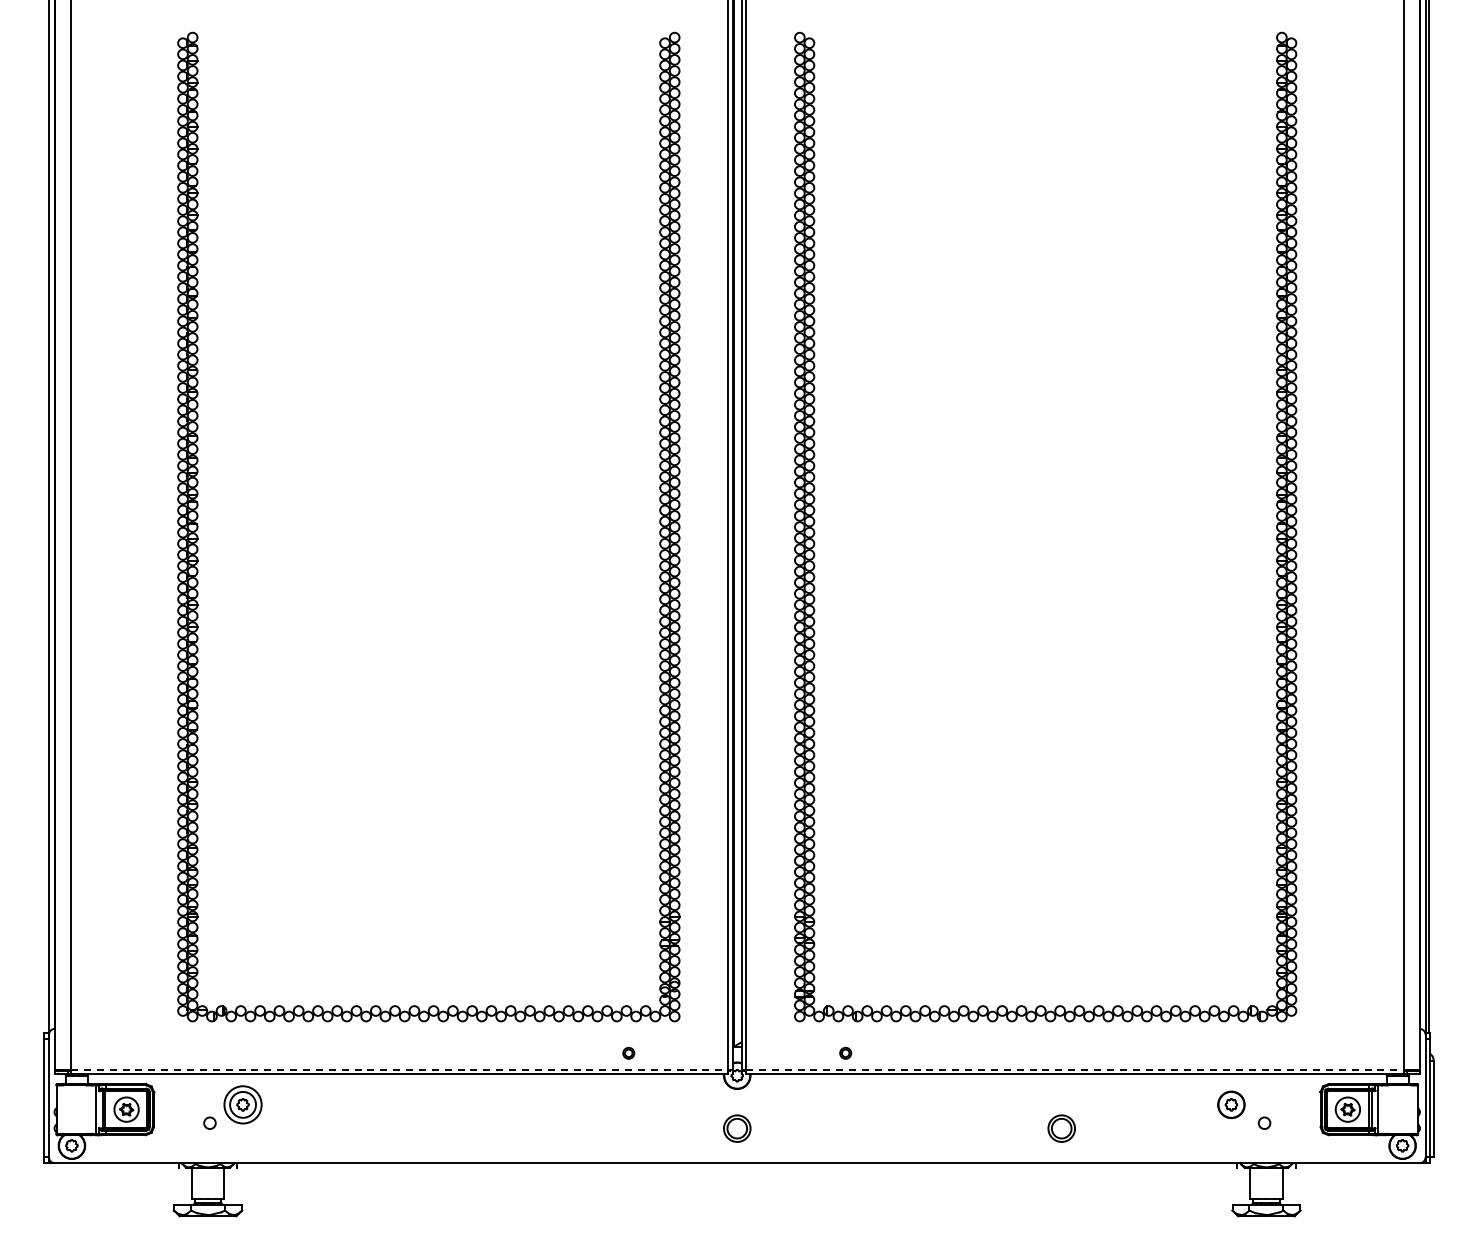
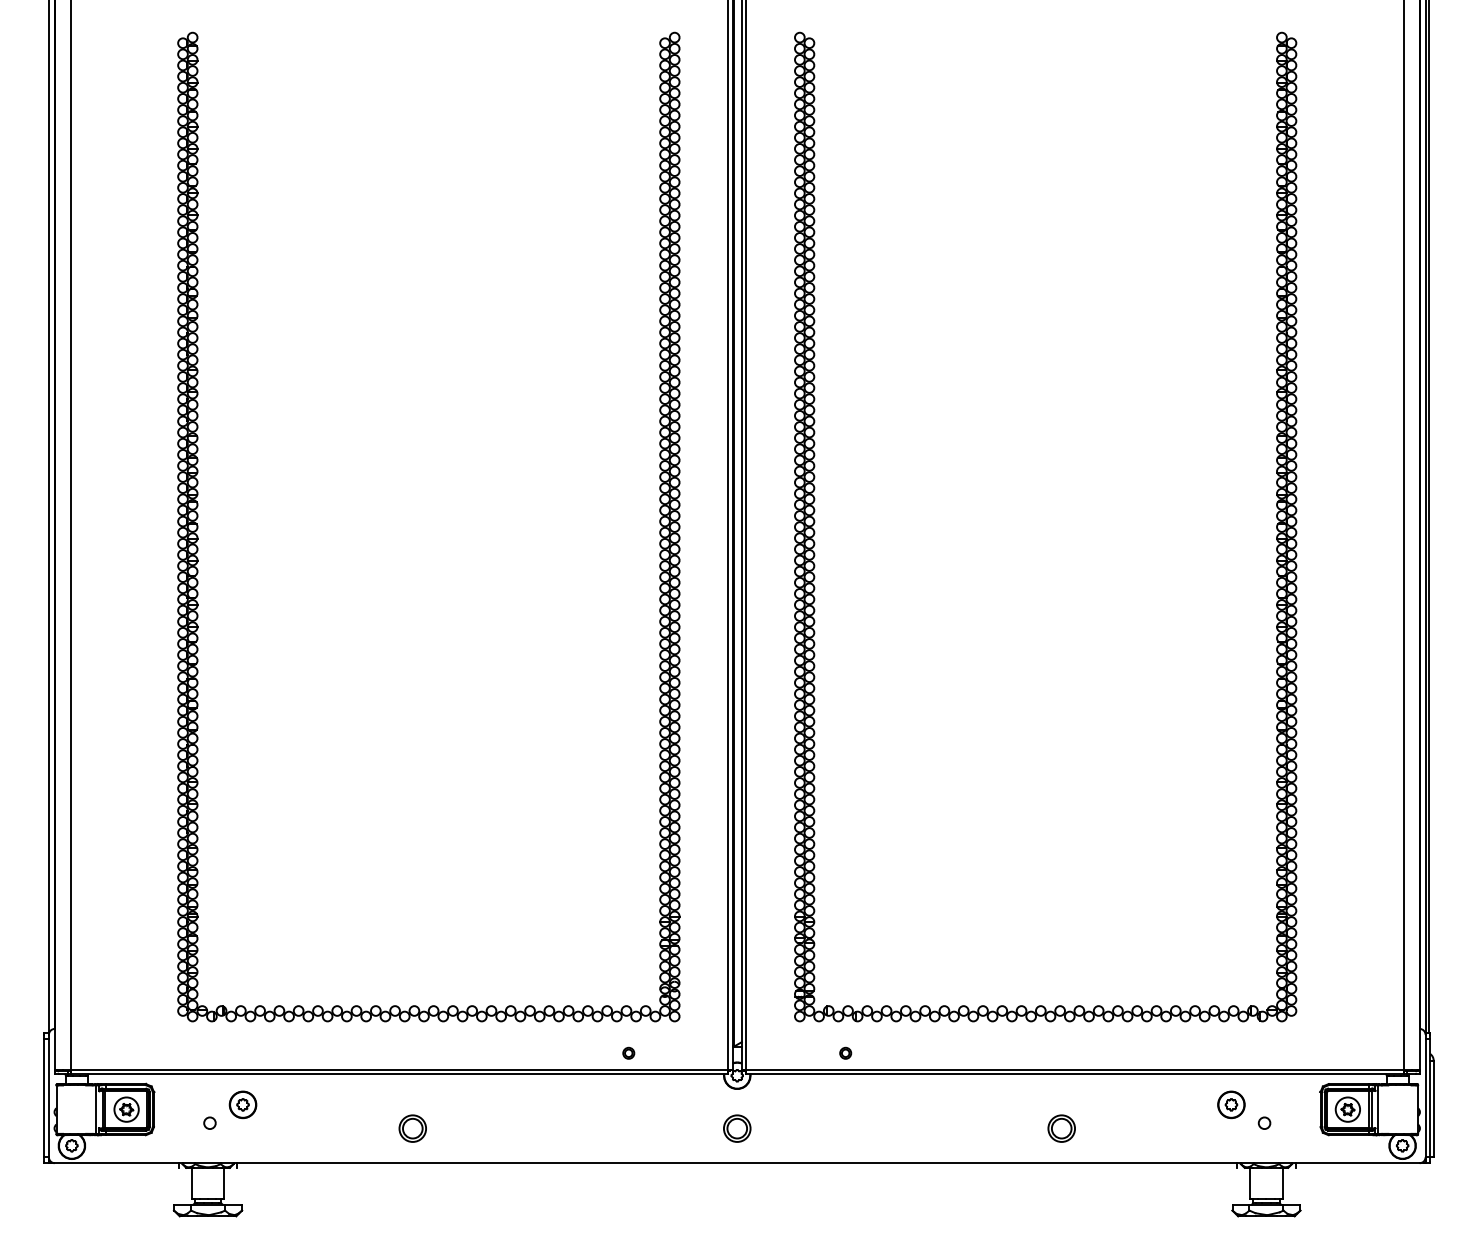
line: dashed -> solid (399, 1069)
line: dashed -> solid (1074, 1069)
circle diameter: 37 px -> 27 px (242, 1104)
part: none -> present (412, 1128)
